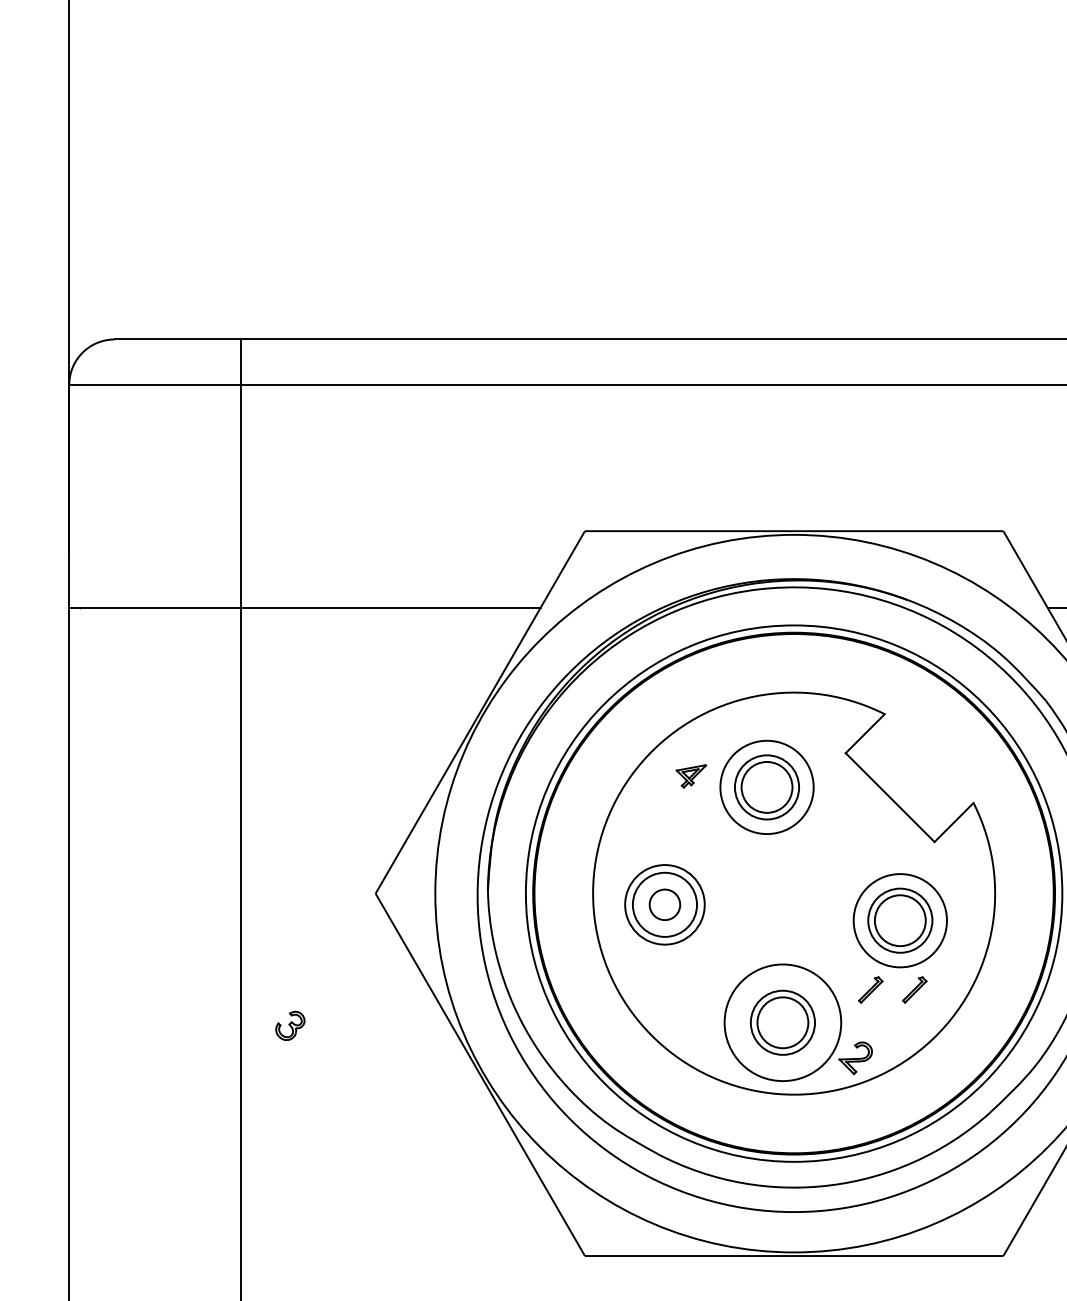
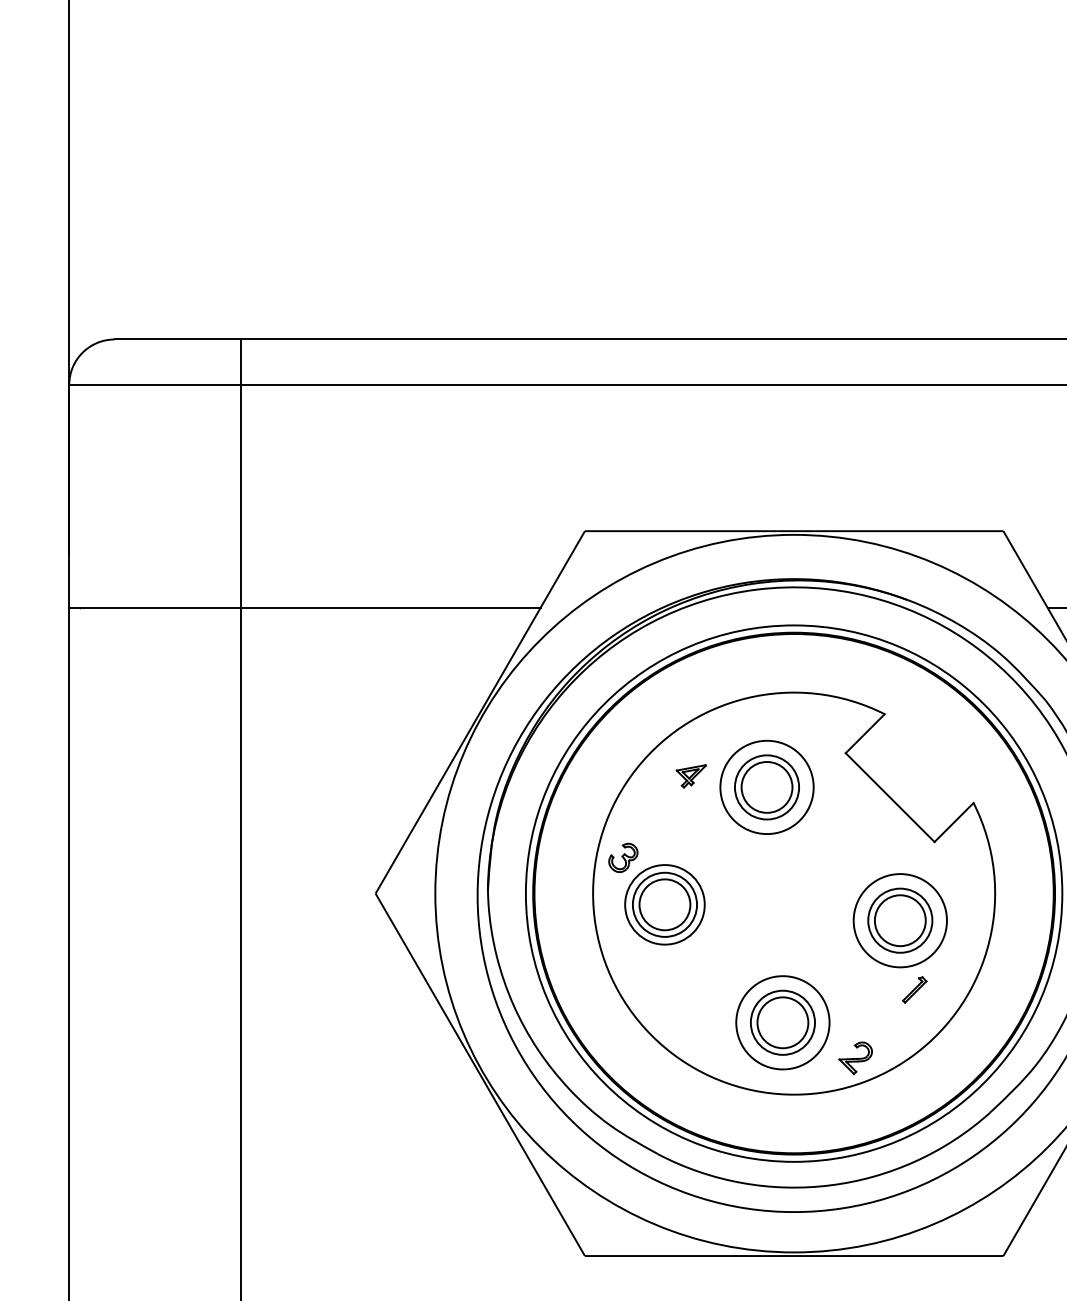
circle diameter: 31 px -> 51 px (664, 904)
part: present -> none (870, 989)
circle diameter: 117 px -> 93 px (782, 1022)
part position: (290, 1025) -> (623, 857) (623, 857)
